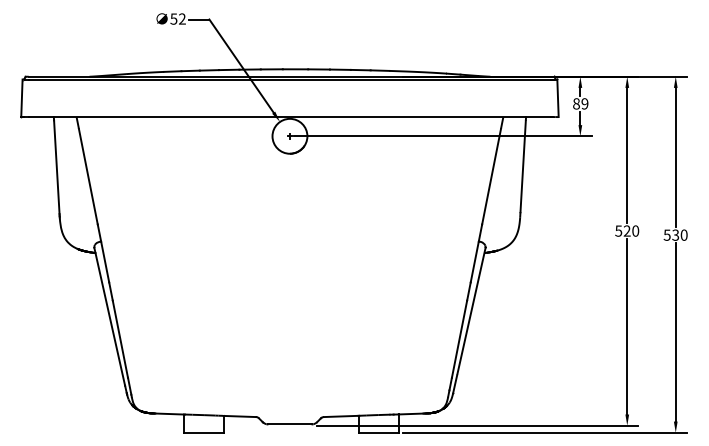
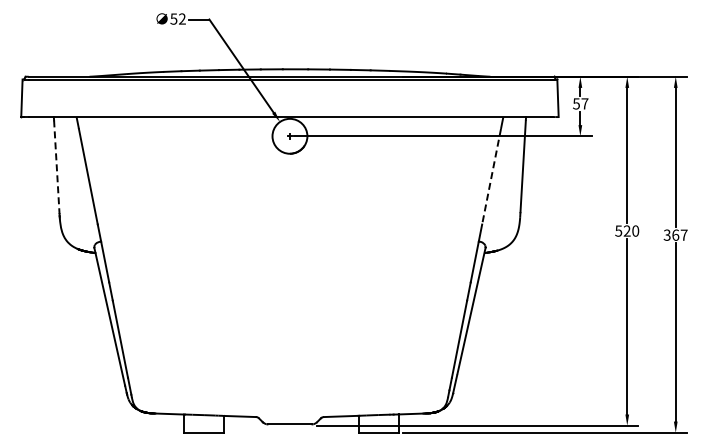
text: 89 -> 57 (580, 103)
line: solid -> dashed (56, 167)
line: solid -> dashed (491, 176)
text: 530 -> 367 (675, 234)
